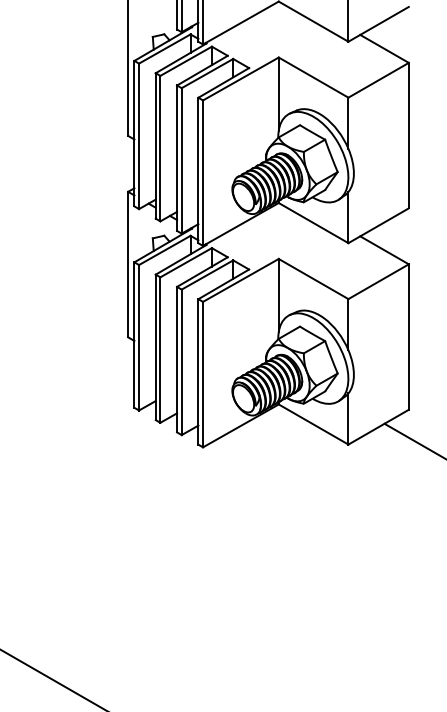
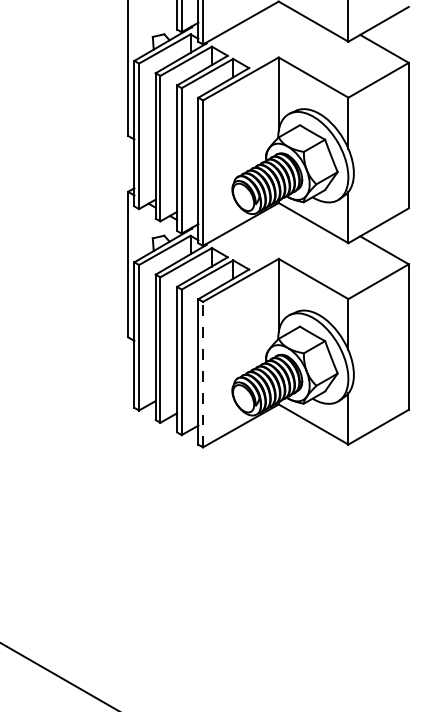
line: solid -> dashed (203, 374)
line: present -> none (413, 440)
line position: (52, 679) -> (58, 675) (58, 675)
